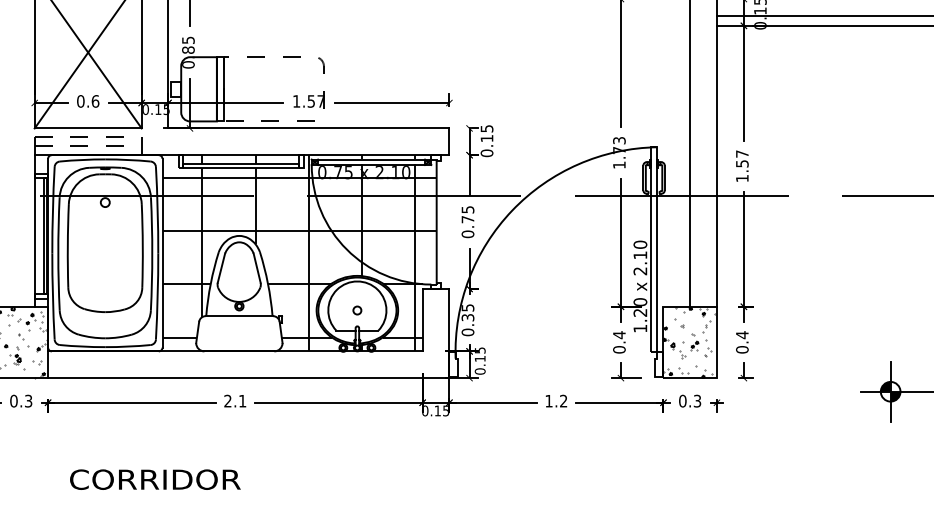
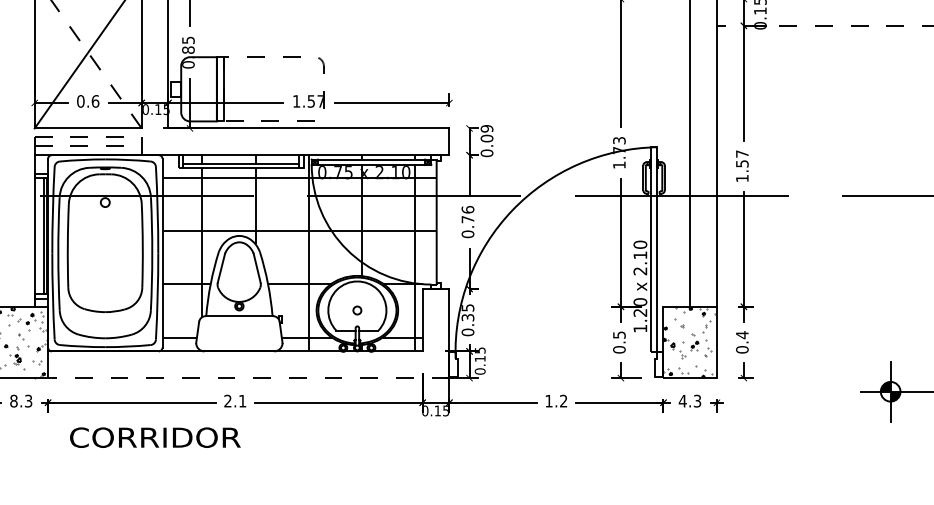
line: present -> none (823, 16)
line: solid -> dashed (824, 25)
line: solid -> dashed (96, 64)
text: 0.15 -> 0.09 (486, 133)
text: 0.75 -> 0.76 (467, 209)
text: 0.4 -> 0.5 (619, 335)
line: solid -> dashed (248, 378)
text: 0.3 -> 4.3 (682, 400)
text: 0.3 -> 8.3 (13, 401)
text position: (155, 479) -> (155, 437) (155, 437)
